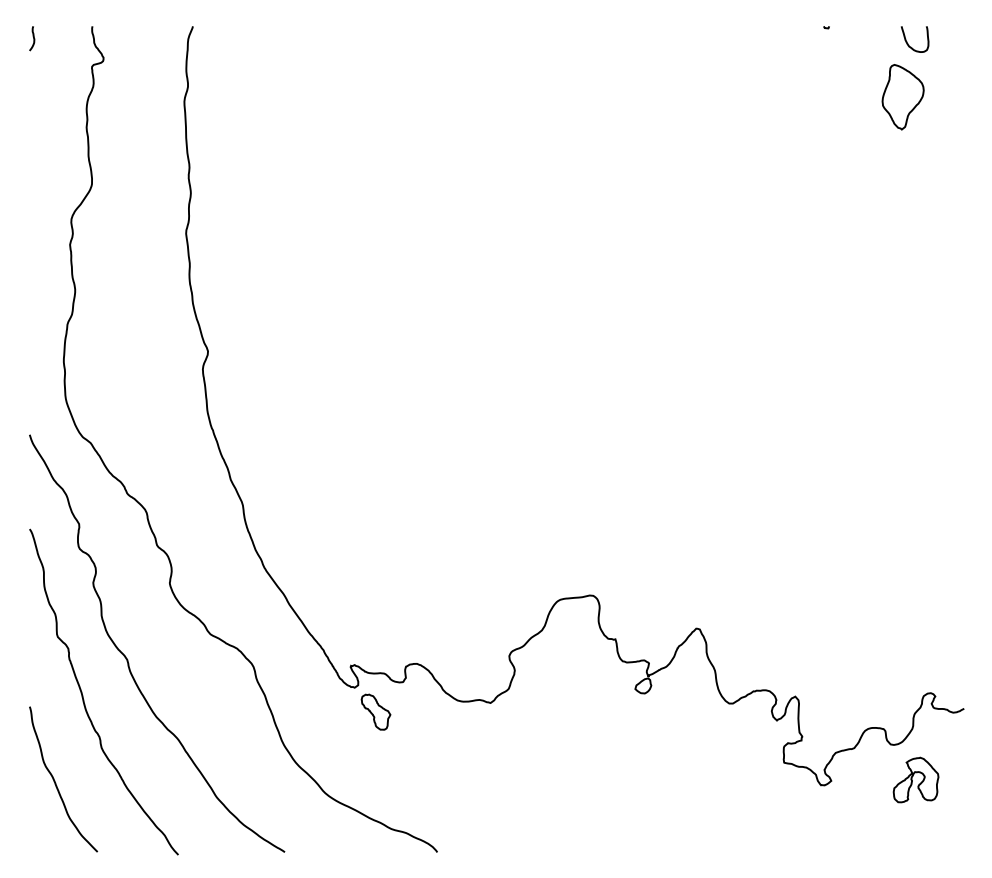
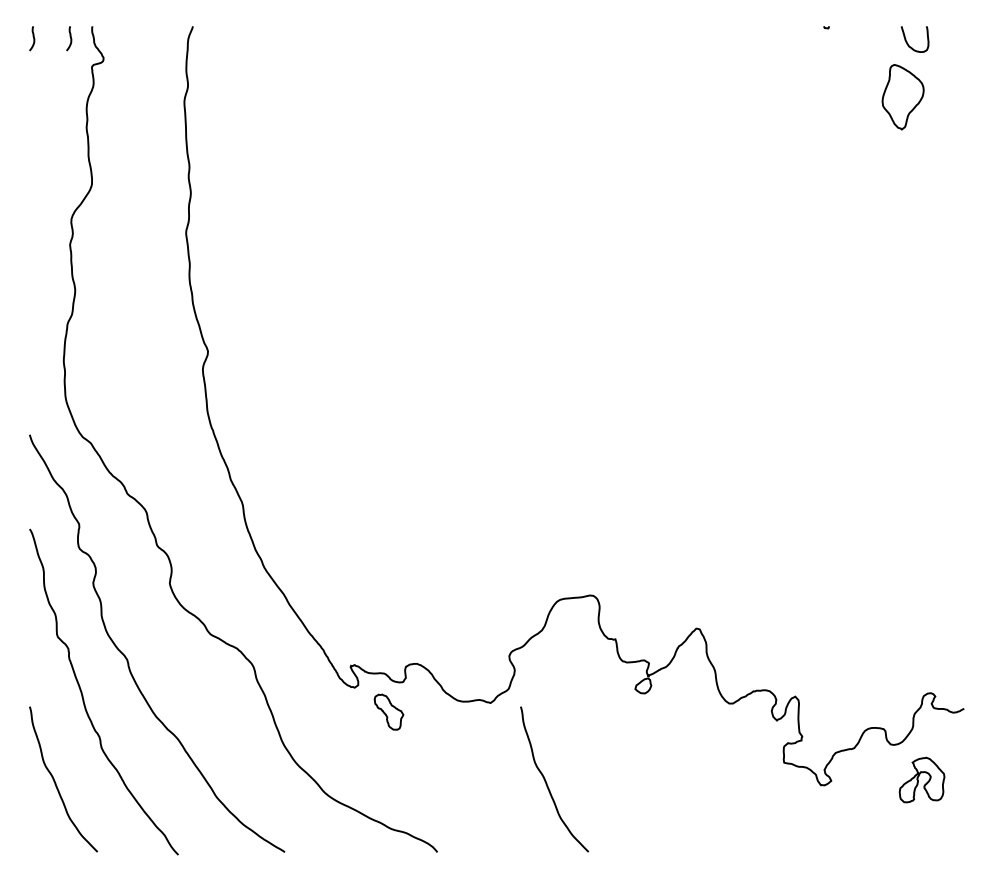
curve: none -> present (70, 38)
part position: (375, 711) -> (388, 711) (388, 711)
part position: (915, 779) -> (921, 779) (921, 779)
curve: none -> present (546, 780)
